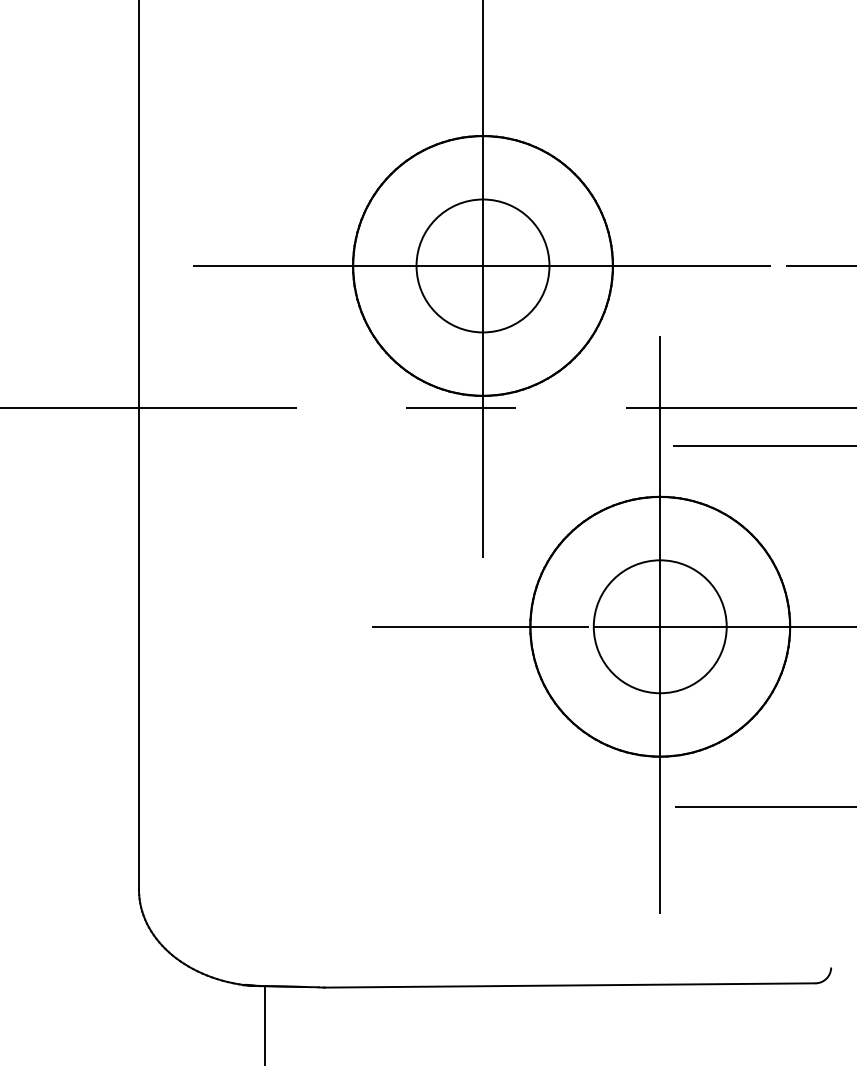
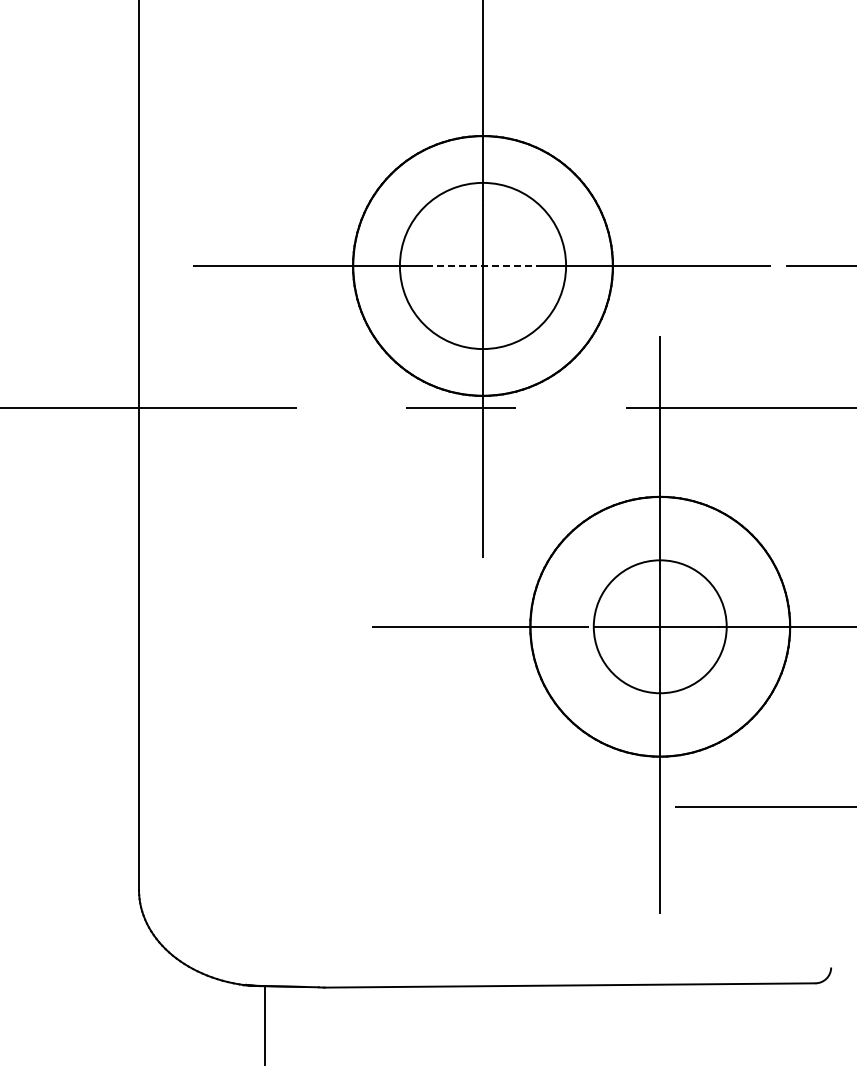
circle diameter: 133 px -> 166 px (482, 265)
line: solid -> dashed (483, 265)
line: present -> none (763, 446)
